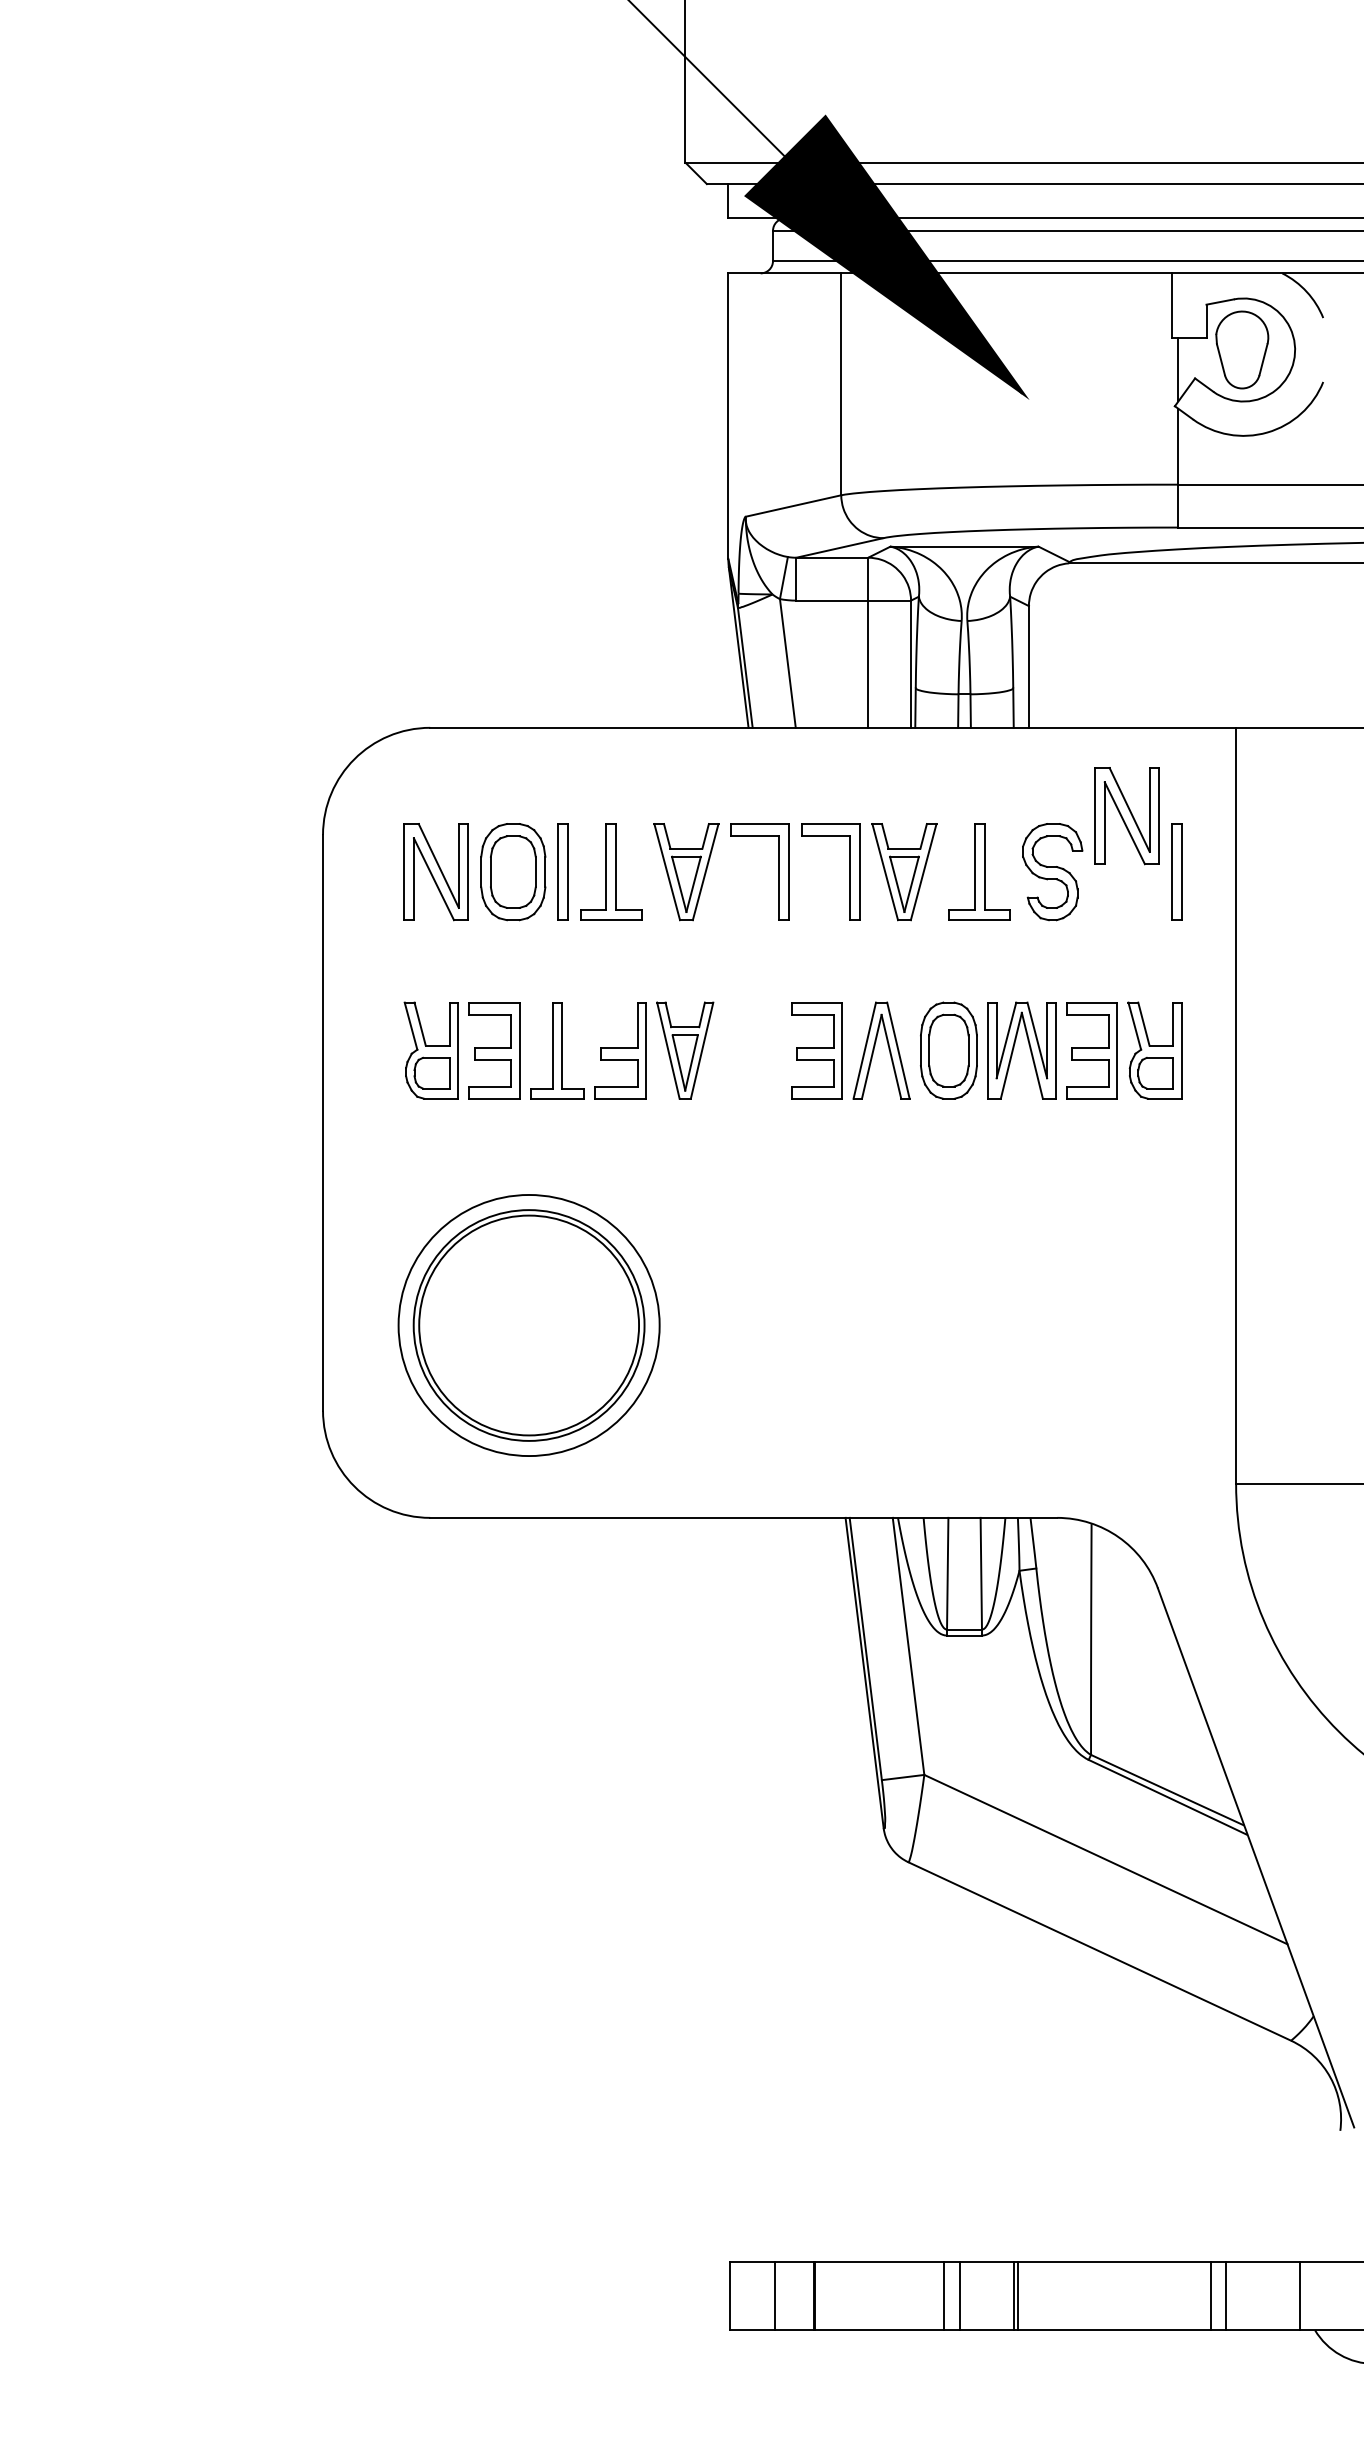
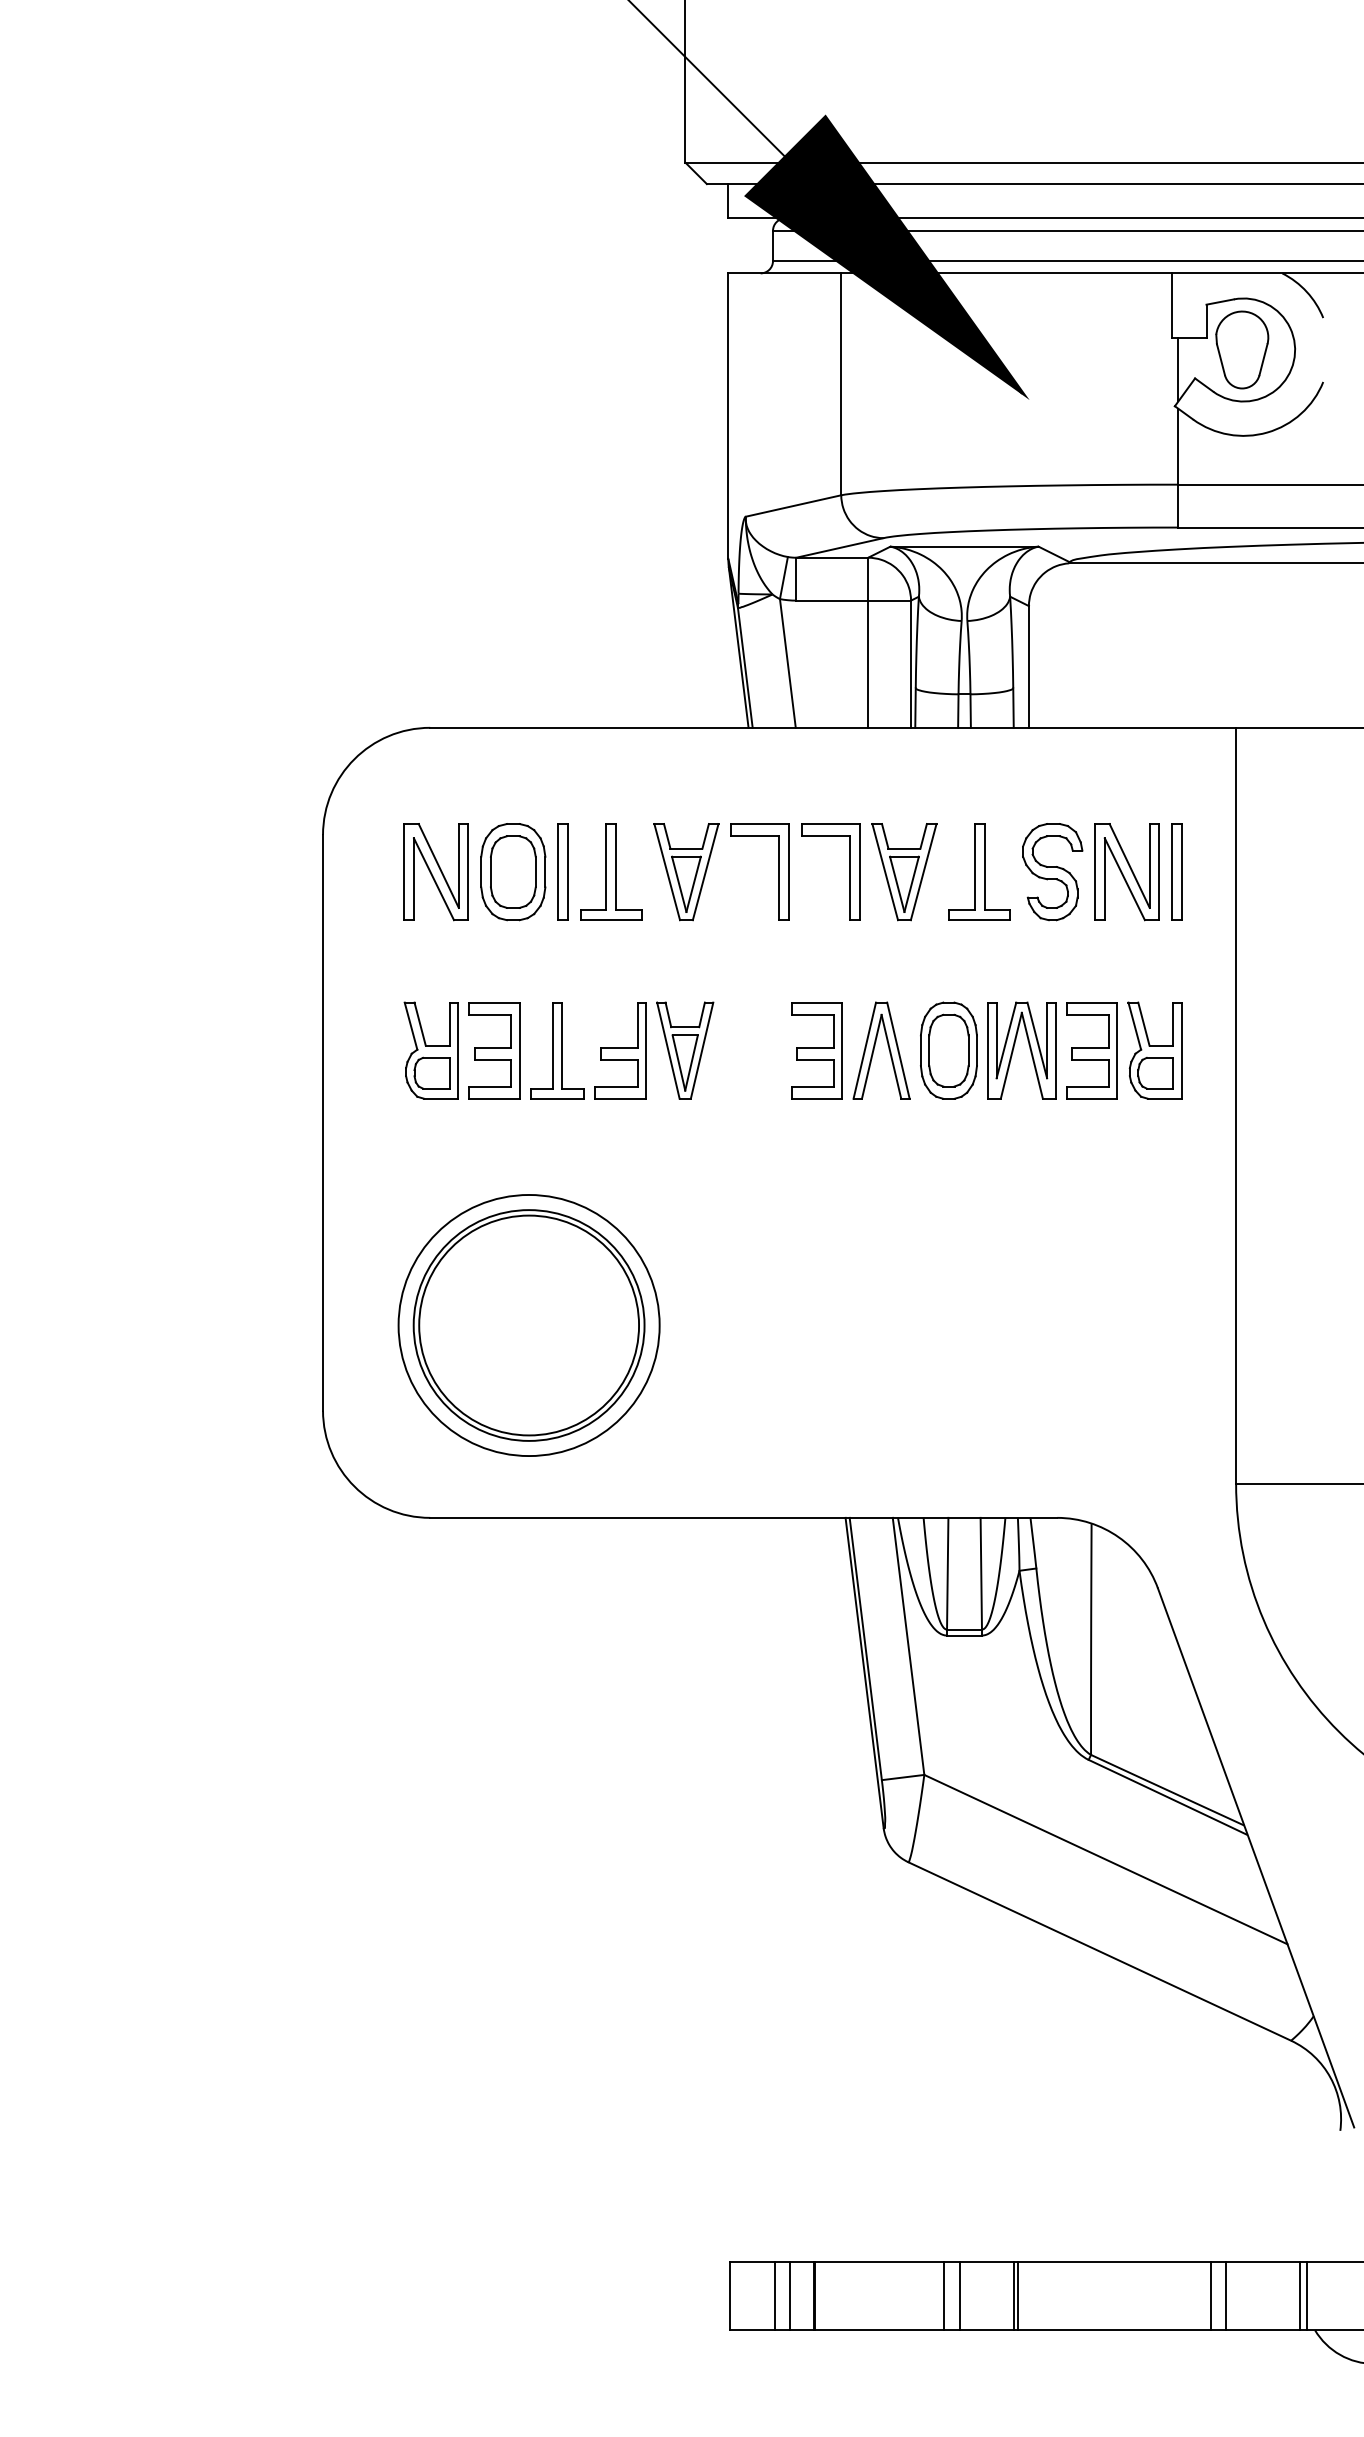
part position: (1126, 816) -> (1126, 872) (1126, 872)
line: none -> present (789, 2295)
line: none -> present (1307, 2295)
